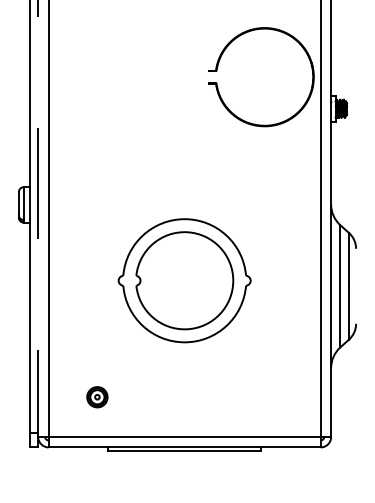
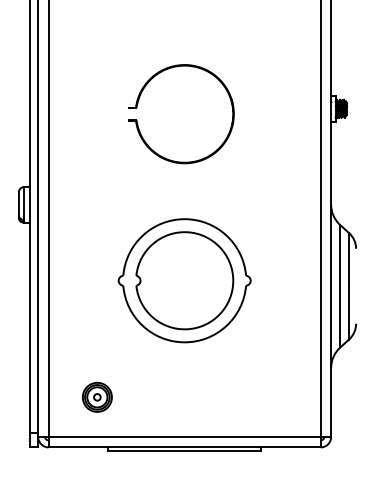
part position: (218, 87) -> (138, 124) (138, 124)
line: dashed -> solid (38, 217)
part size: 23x23 px -> 31x32 px (97, 396)
